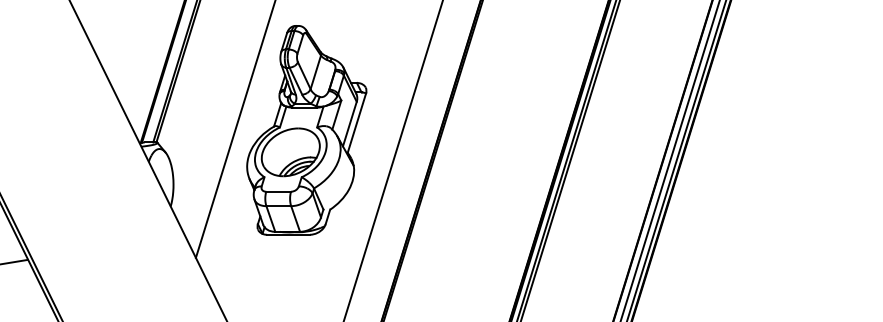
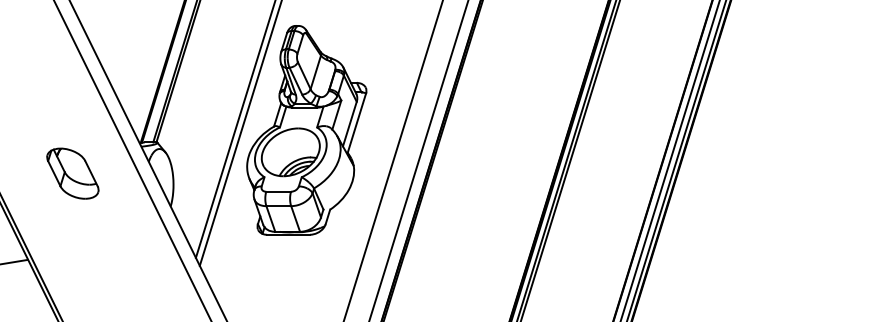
line: none -> present (240, 133)
line: none -> present (132, 160)
line: none -> present (418, 160)
part: none -> present (72, 173)
